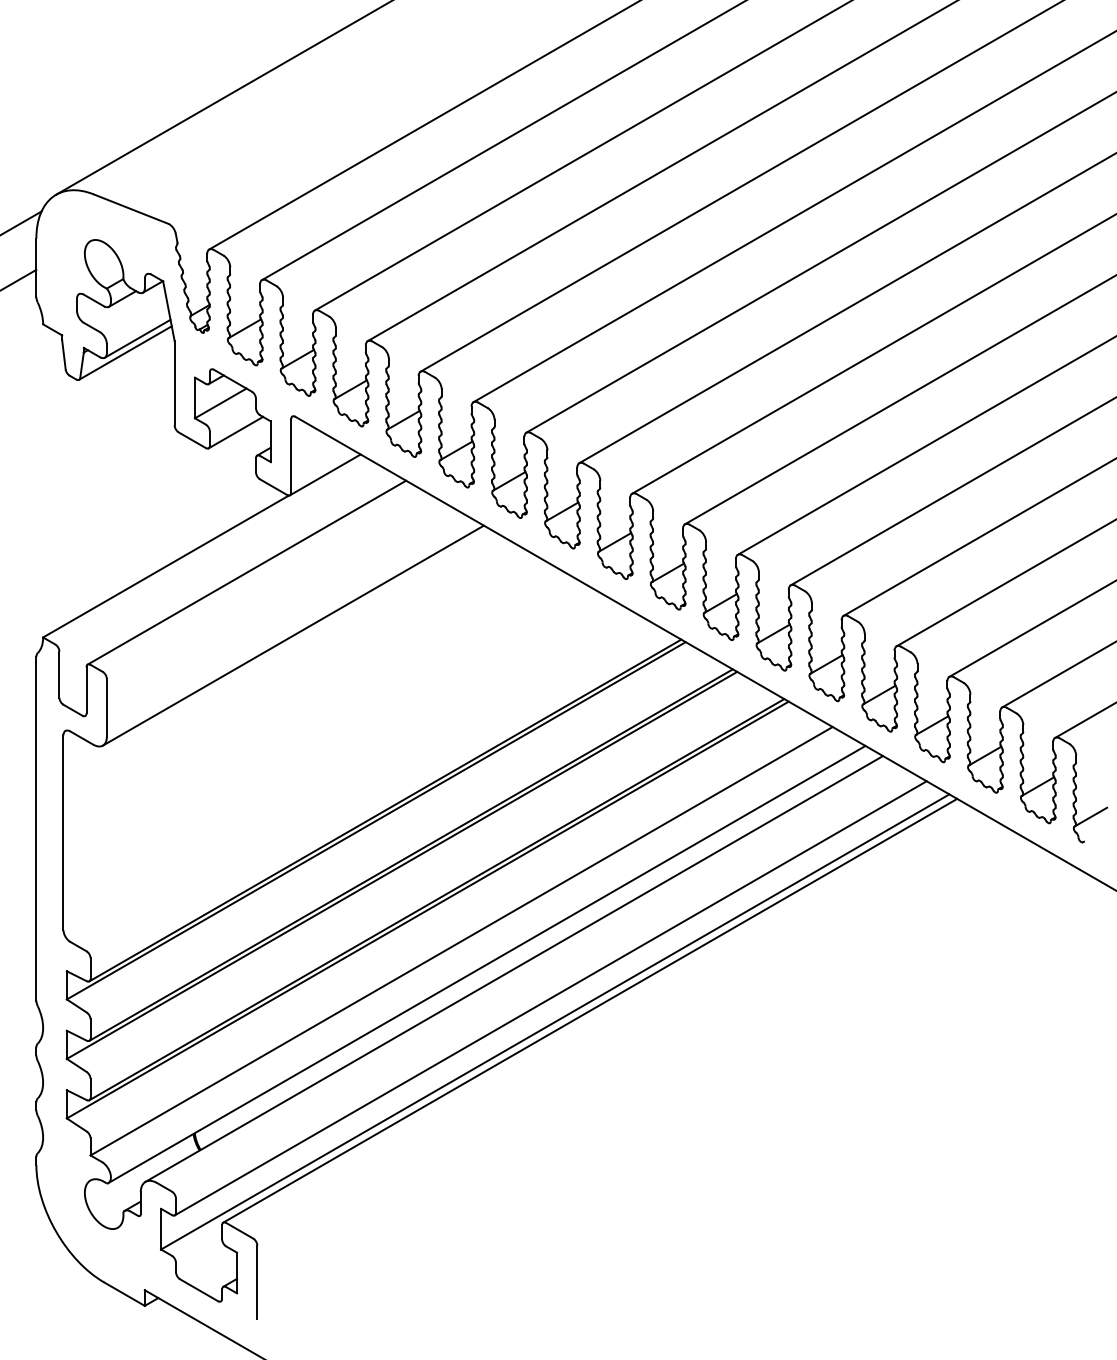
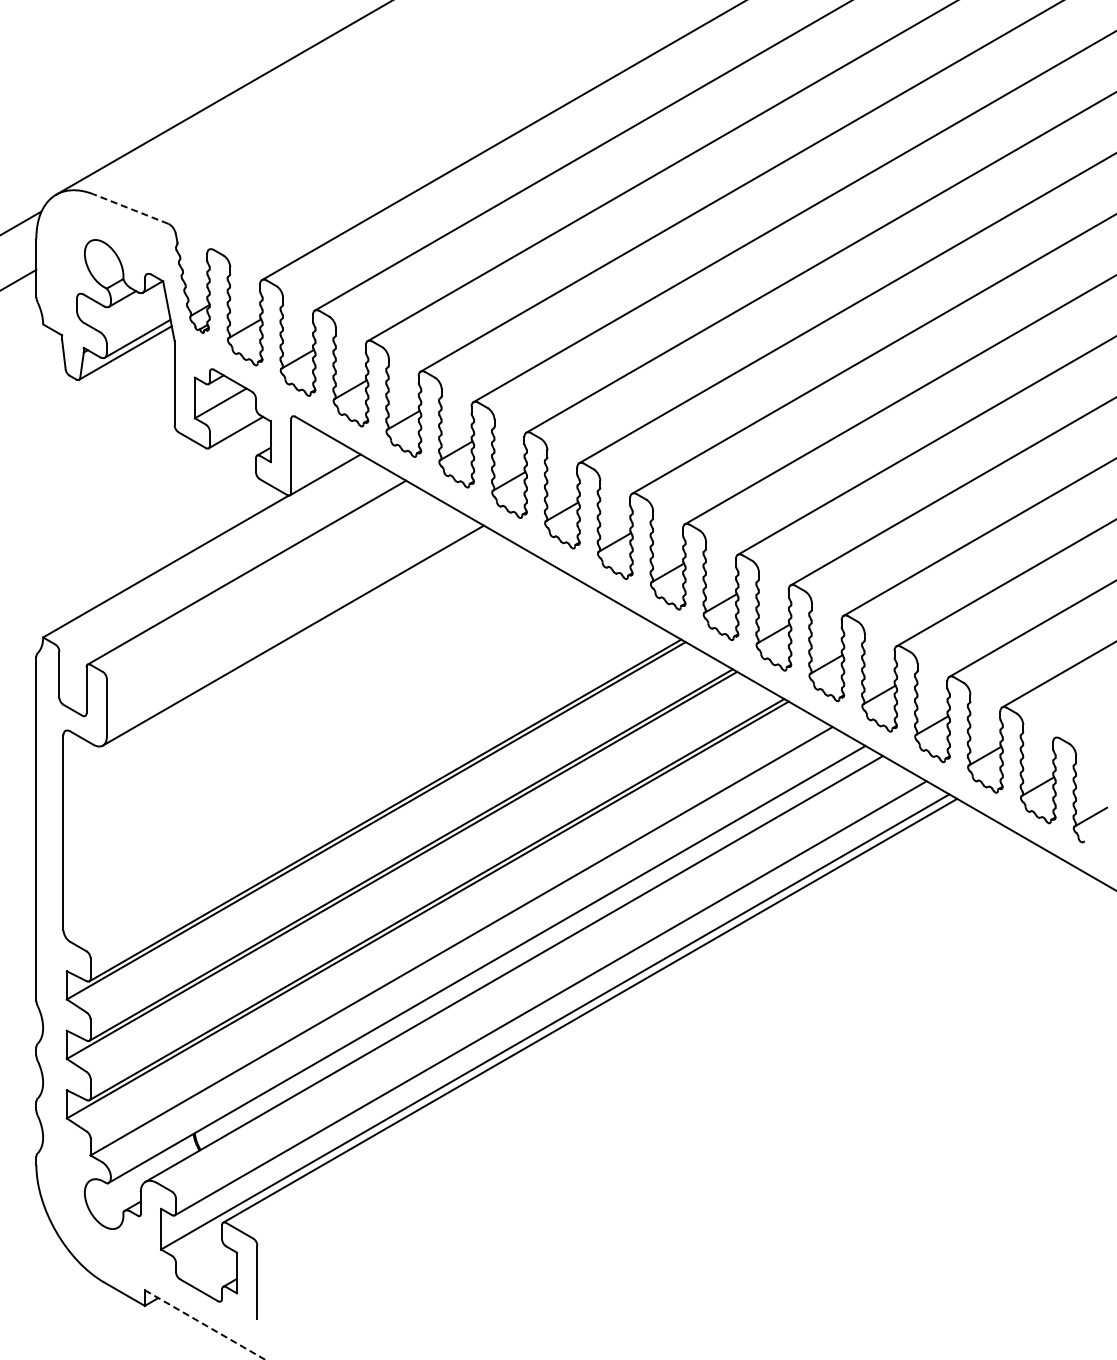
line: present -> none (423, 125)
line: solid -> dashed (130, 208)
line: present -> none (1084, 720)
line: solid -> dashed (205, 1325)
